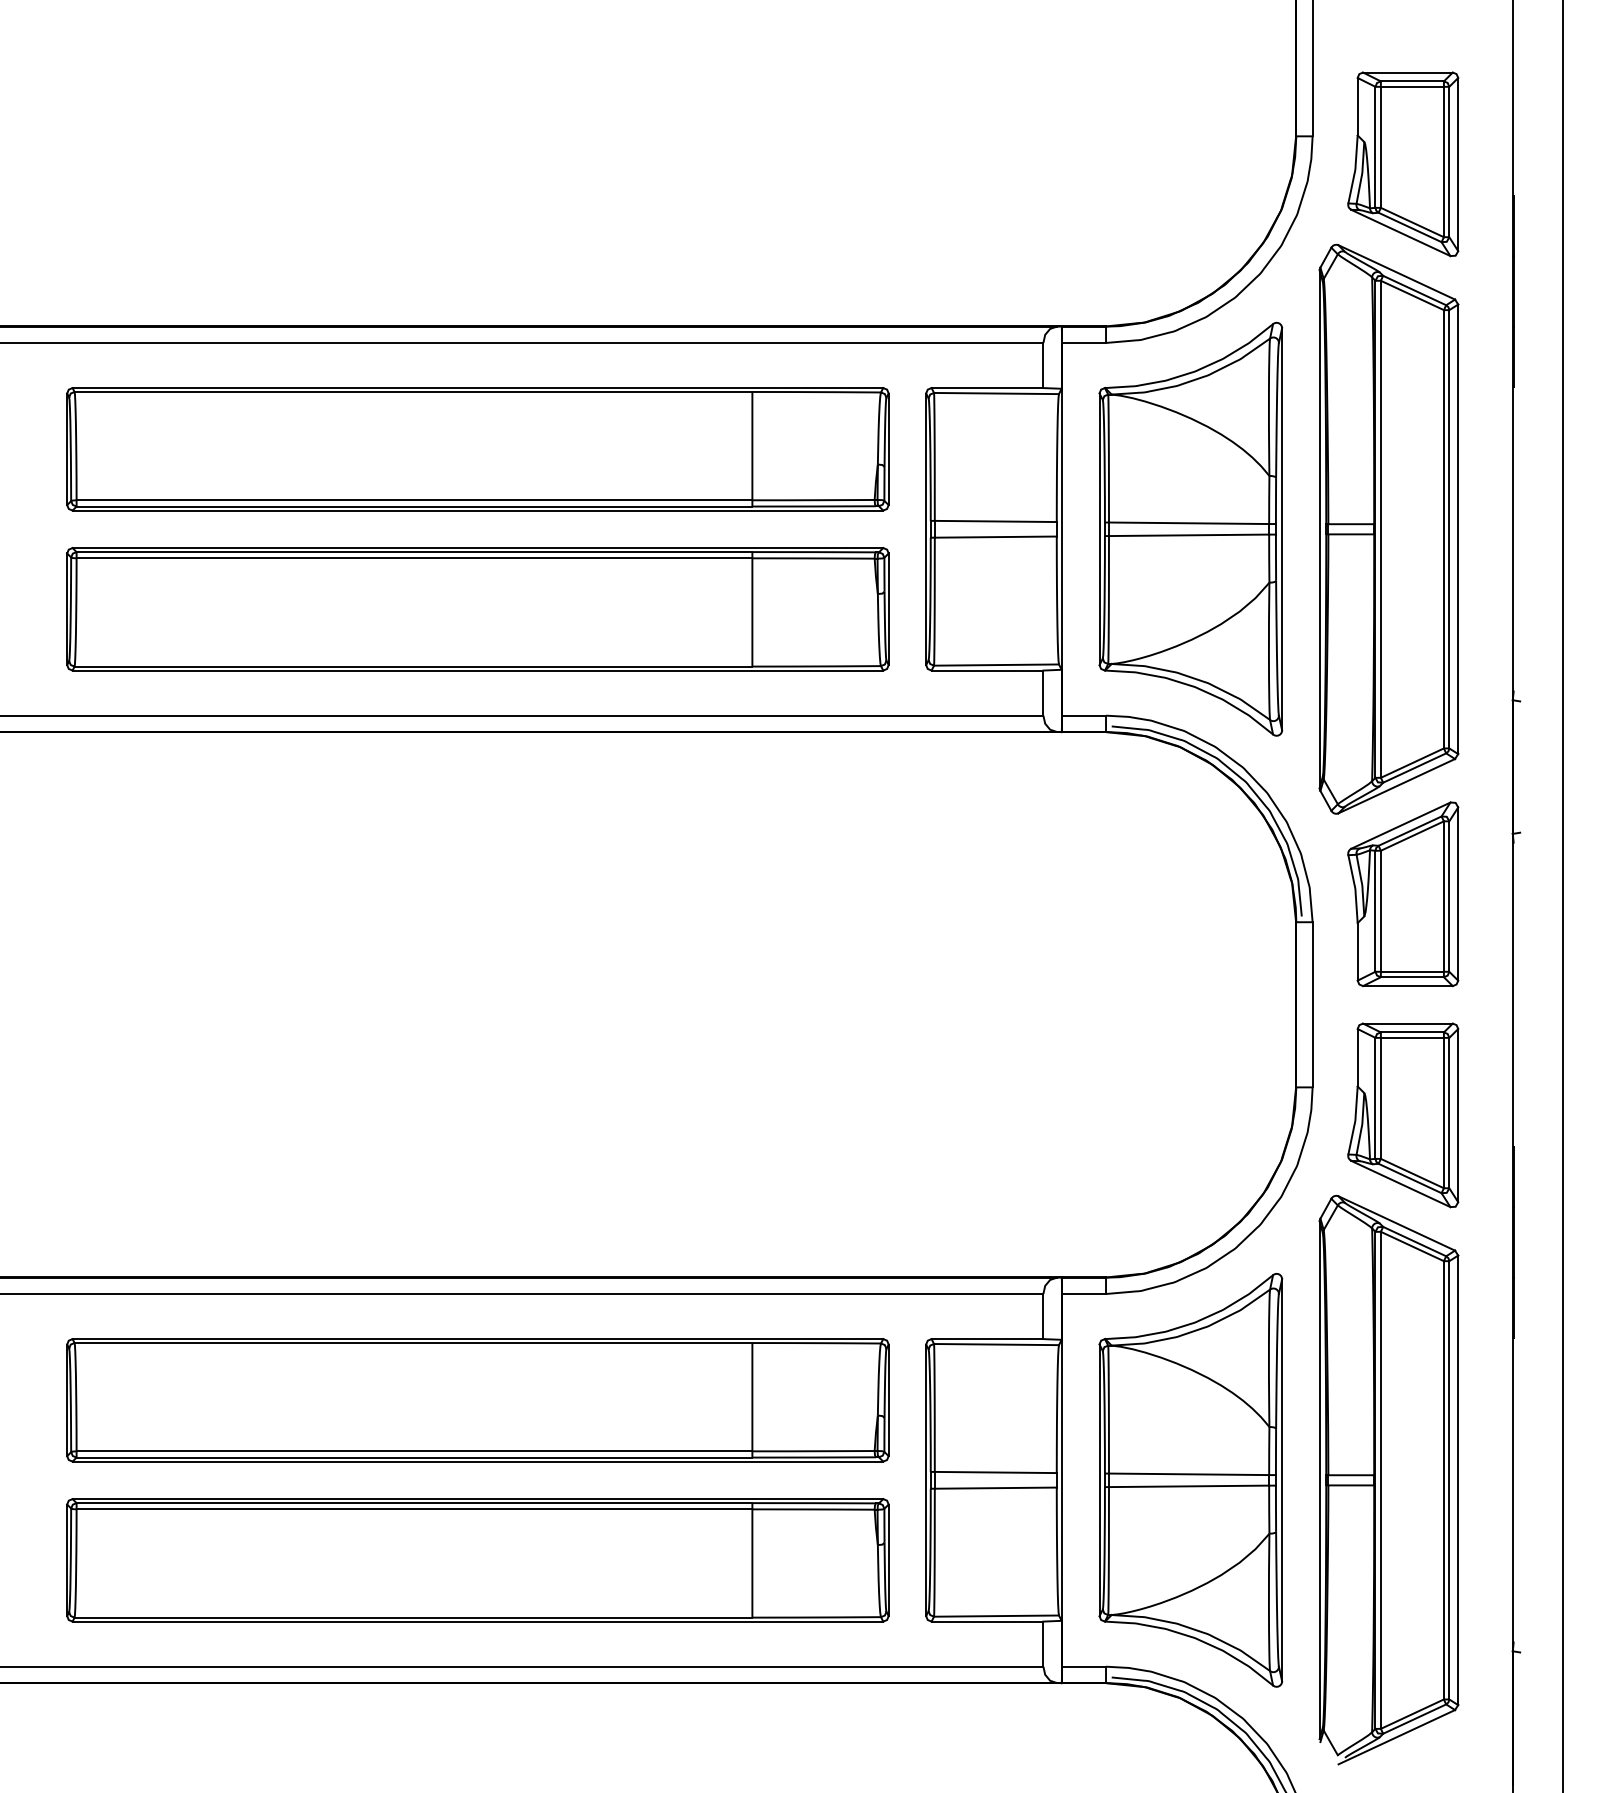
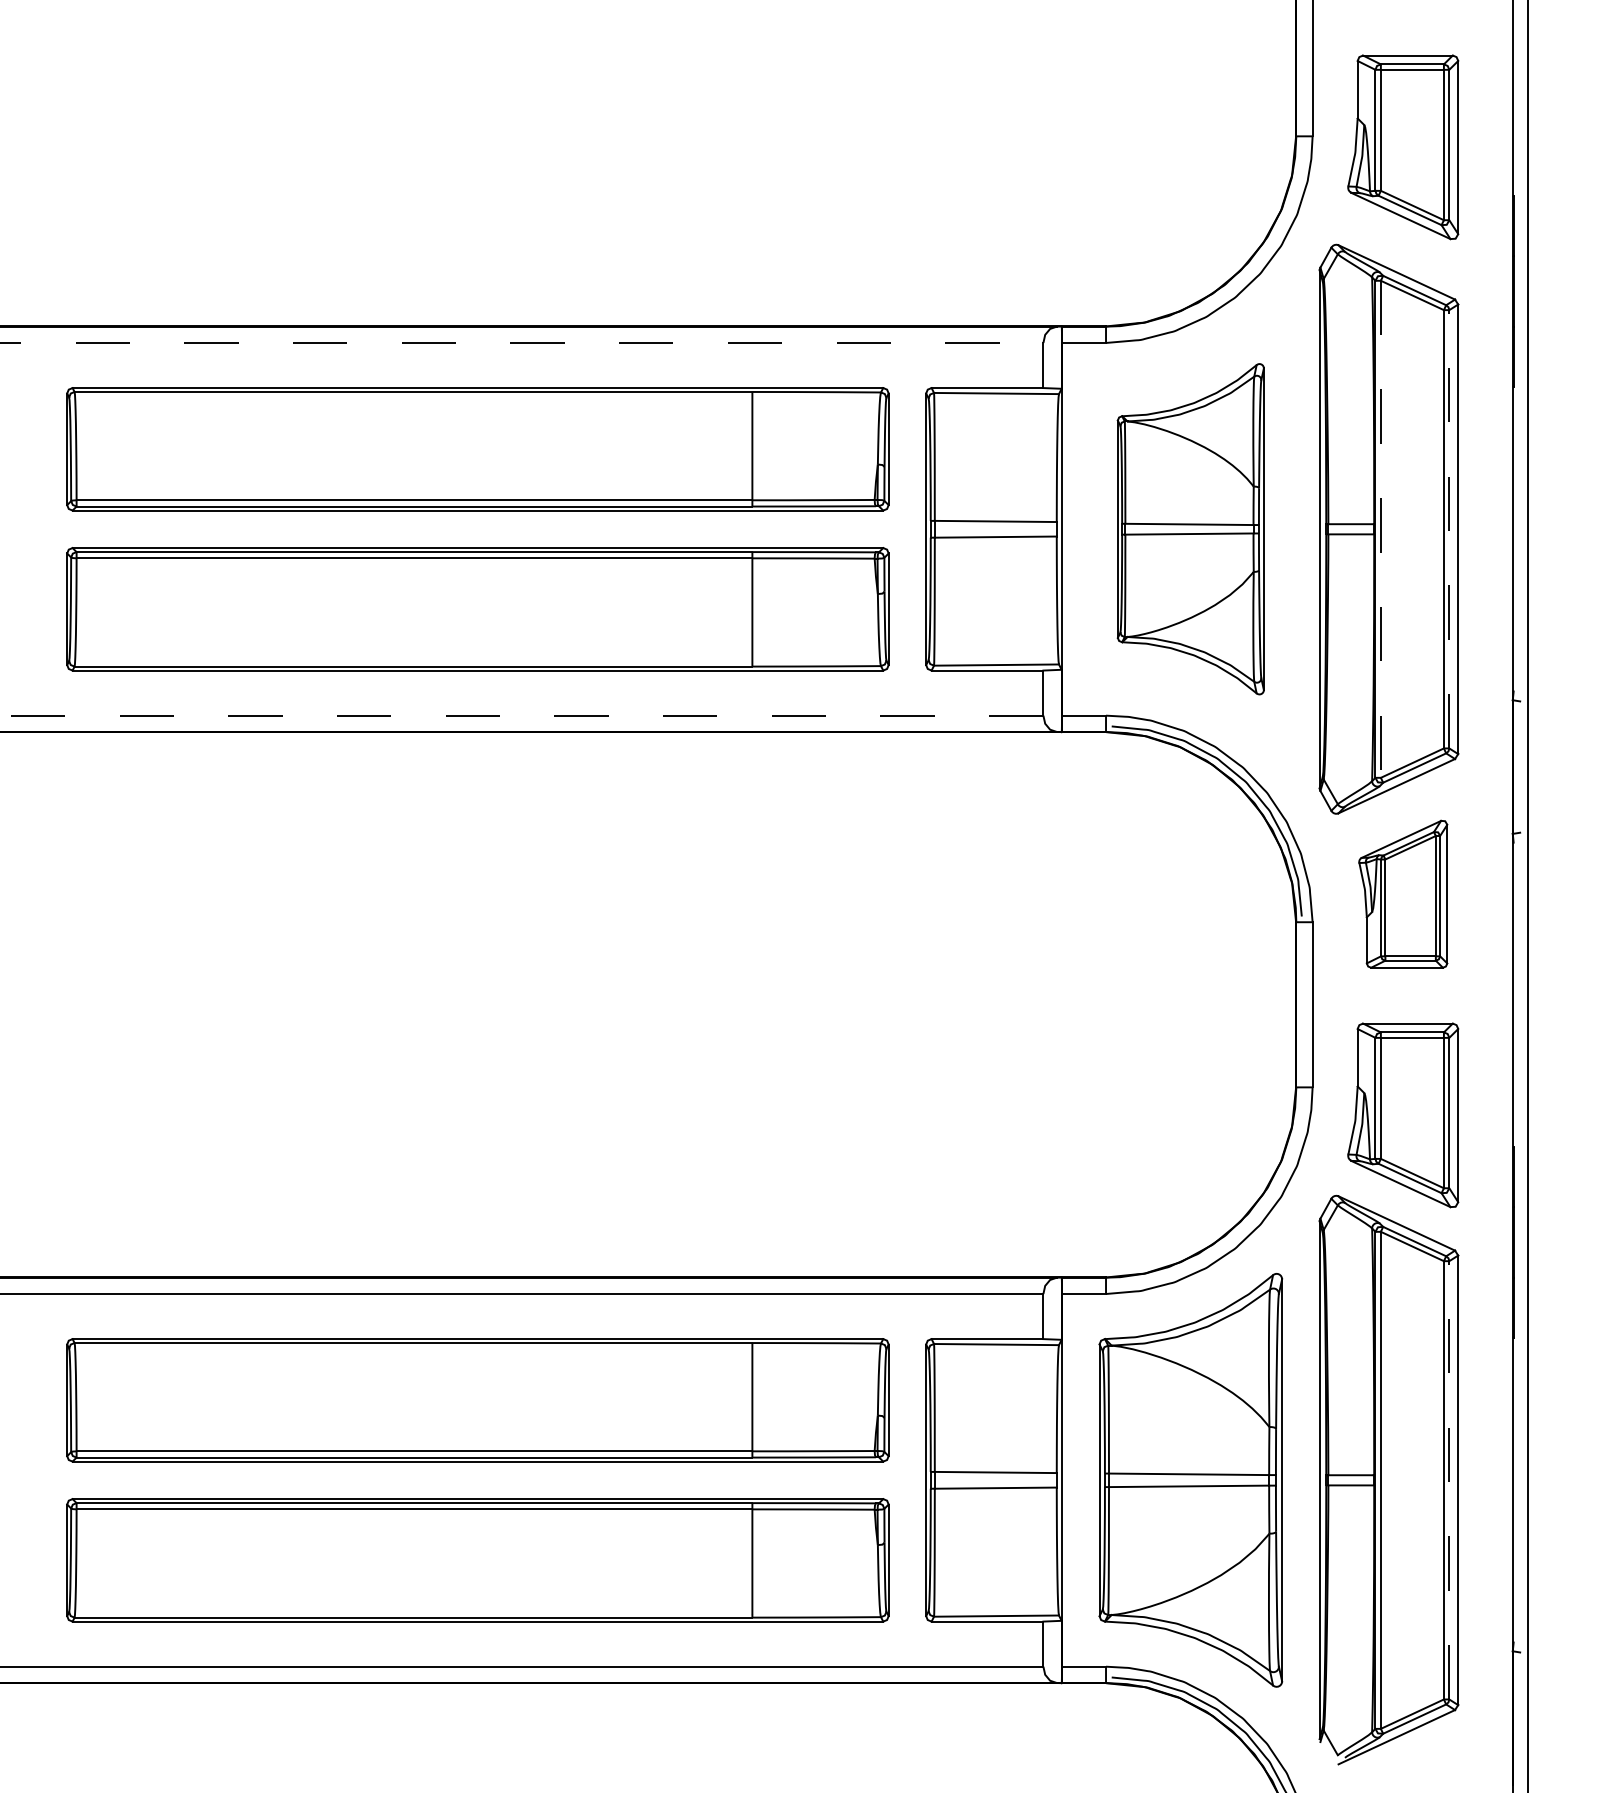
part position: (1403, 164) -> (1403, 147) (1403, 147)
line: solid -> dashed (522, 342)
part size: 186x416 px -> 149x333 px (1190, 529)
line: solid -> dashed (1449, 528)
line: solid -> dashed (1380, 529)
line: solid -> dashed (521, 715)
part size: 113x187 px -> 91x150 px (1403, 893)
line position: (1562, 895) -> (1527, 895) (1527, 895)
line: solid -> dashed (1449, 1479)
